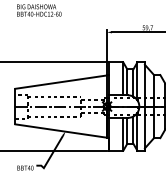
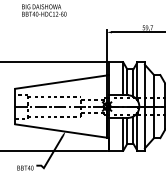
text position: (39, 10) -> (44, 10) (44, 10)
